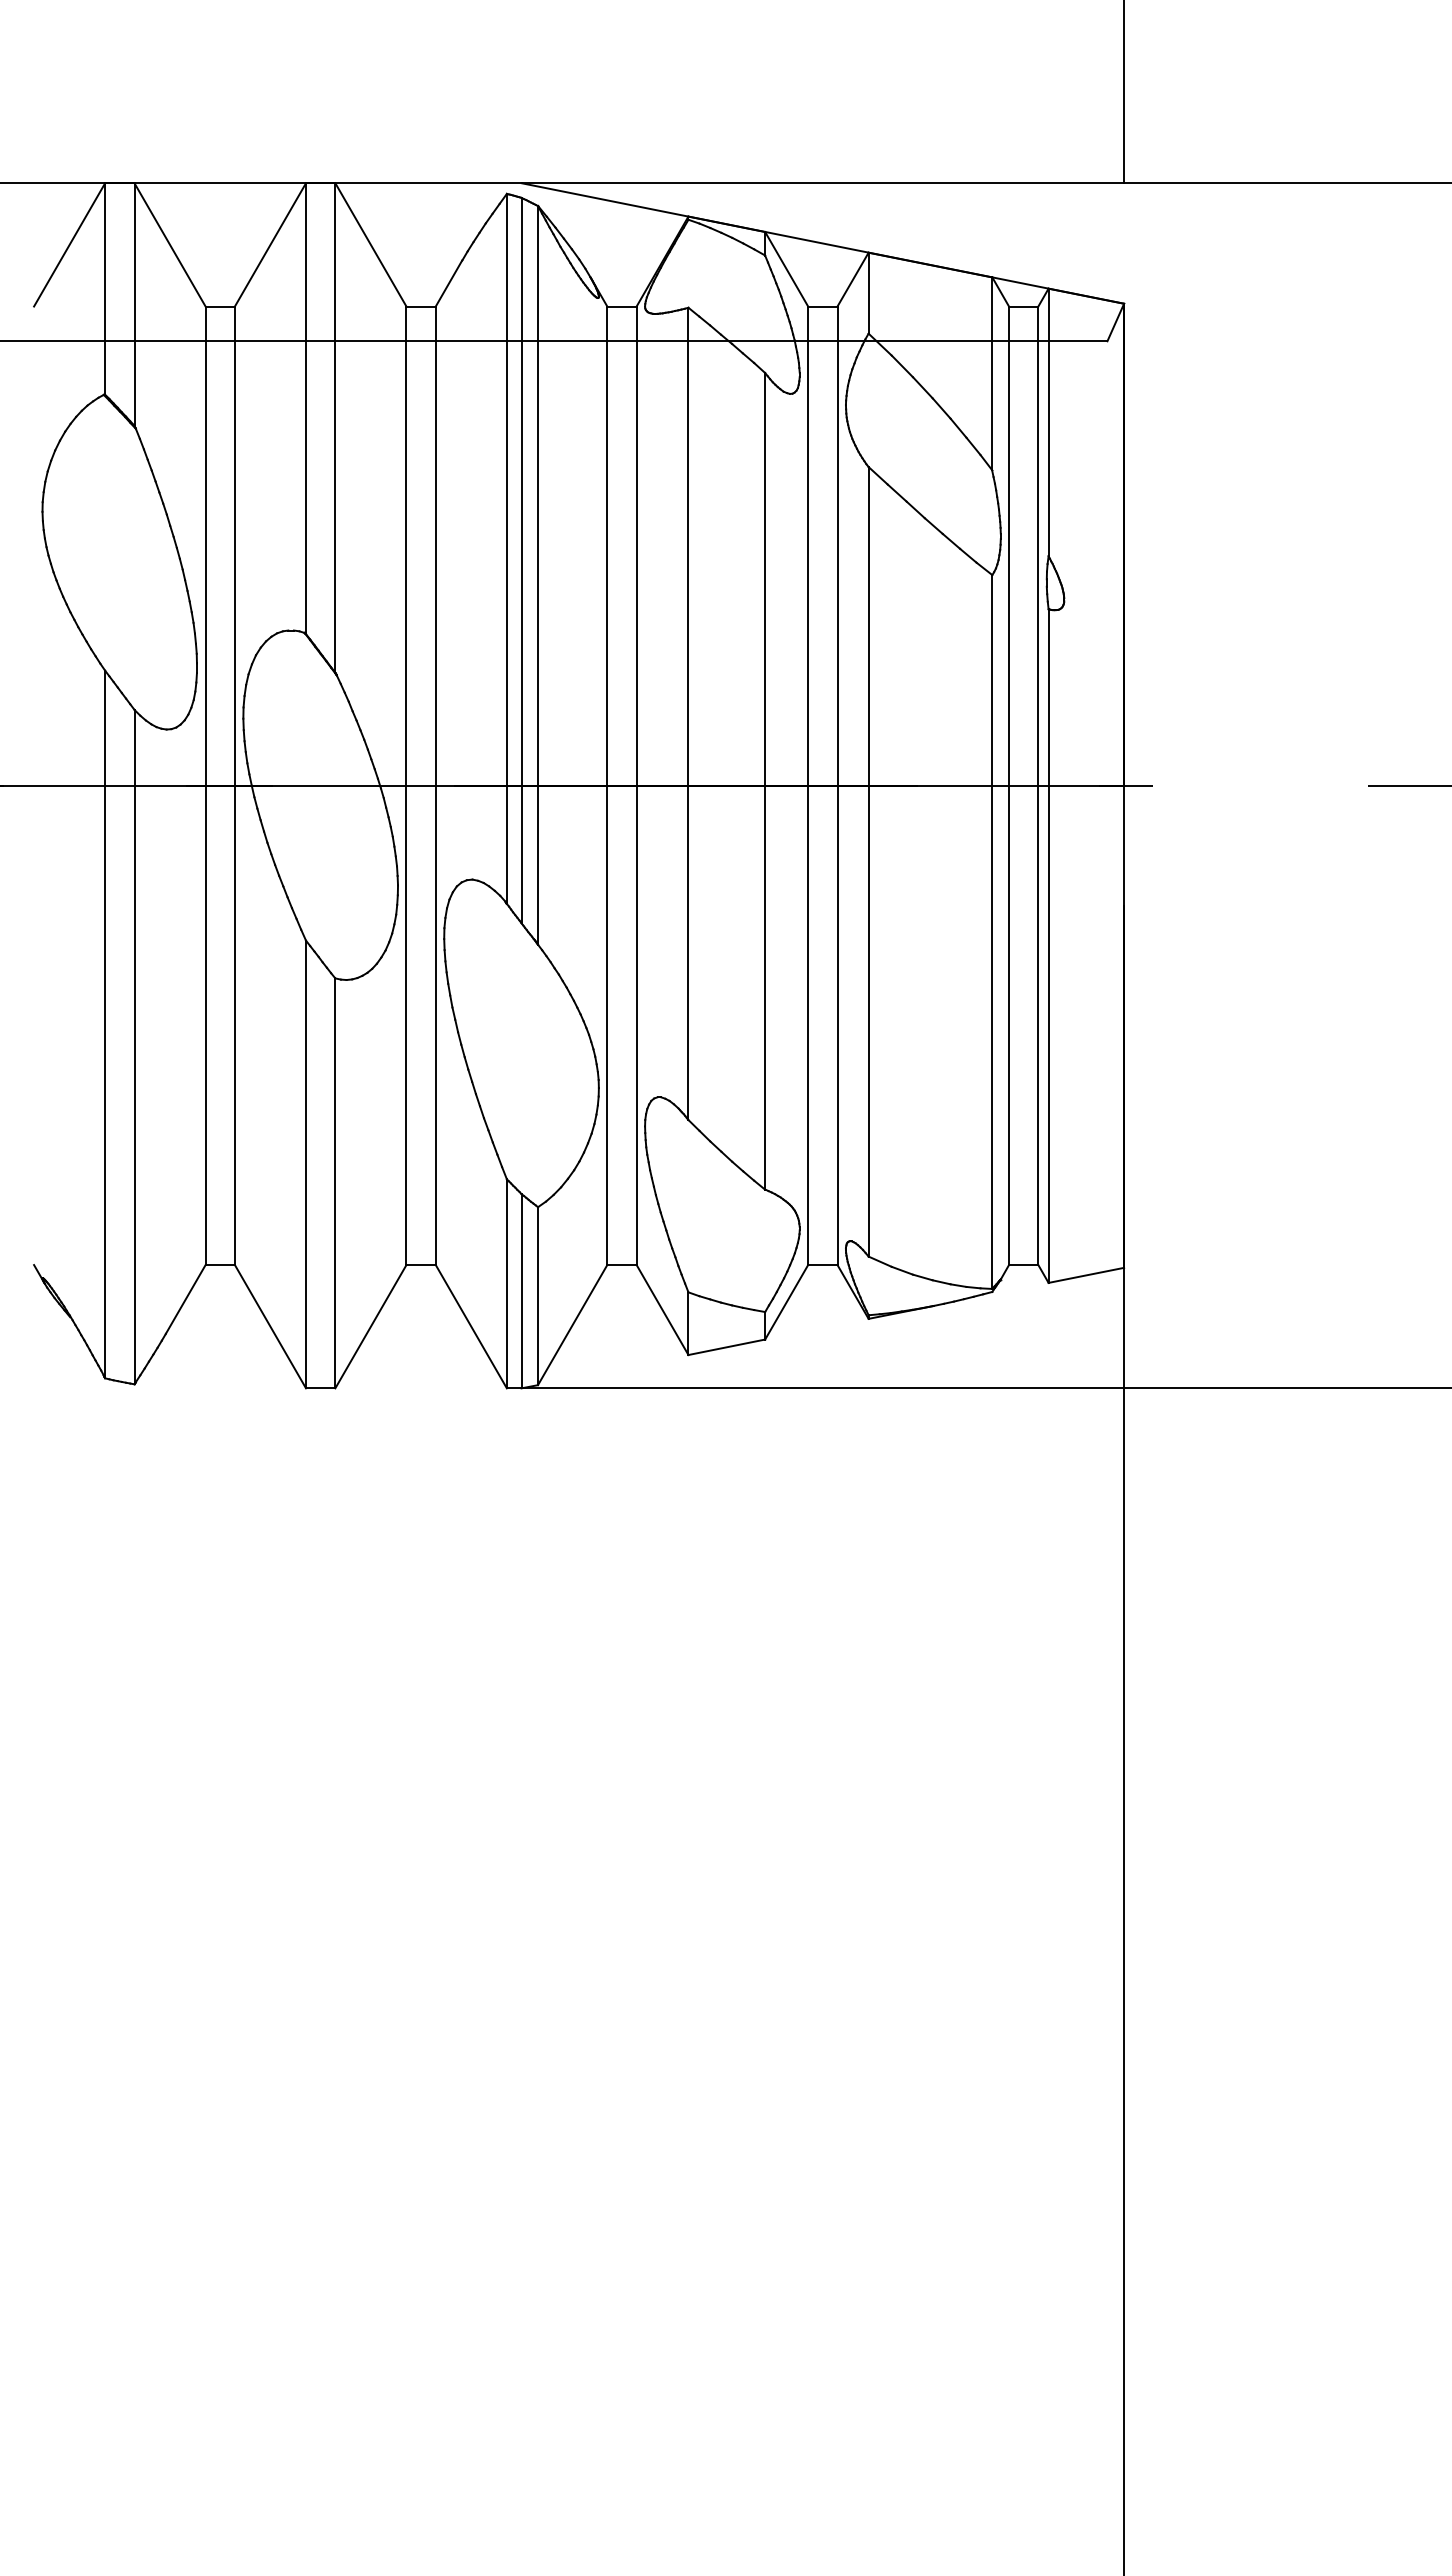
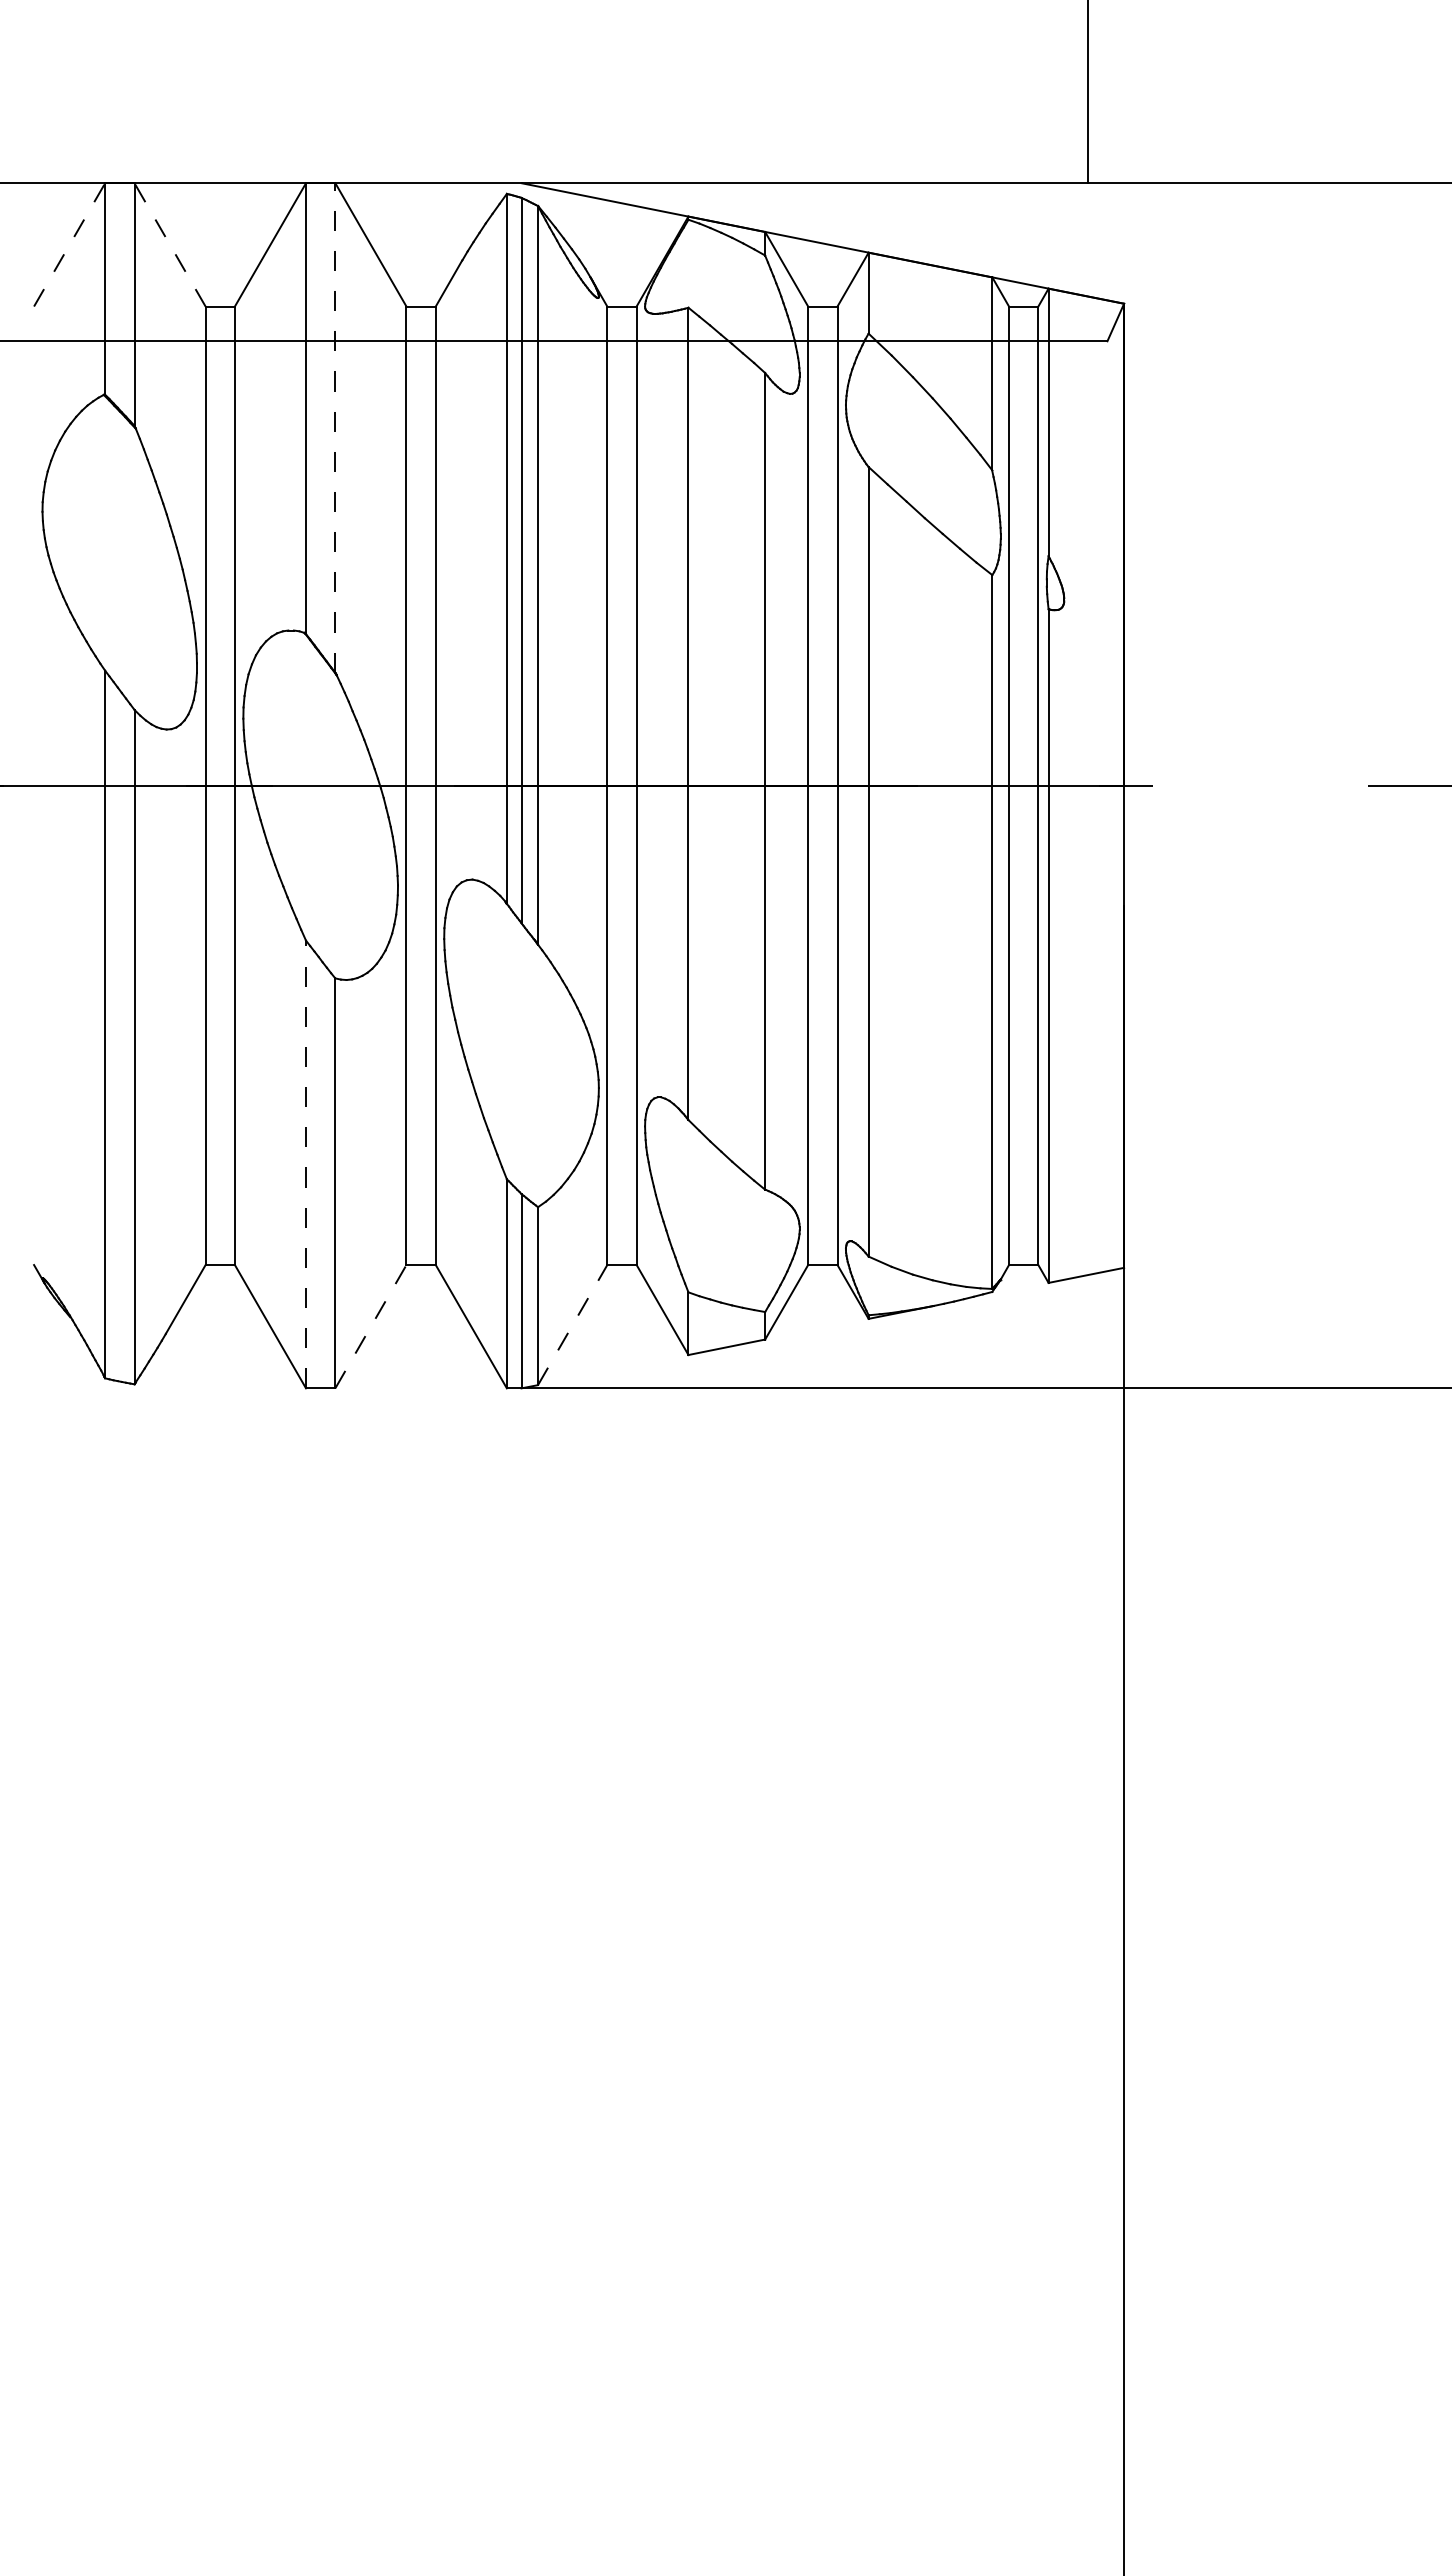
line position: (1124, 92) -> (1088, 92) (1088, 92)
line: solid -> dashed (69, 244)
line: solid -> dashed (169, 244)
line: solid -> dashed (335, 427)
line: solid -> dashed (306, 1164)
line: solid -> dashed (572, 1324)
line: solid -> dashed (371, 1326)
